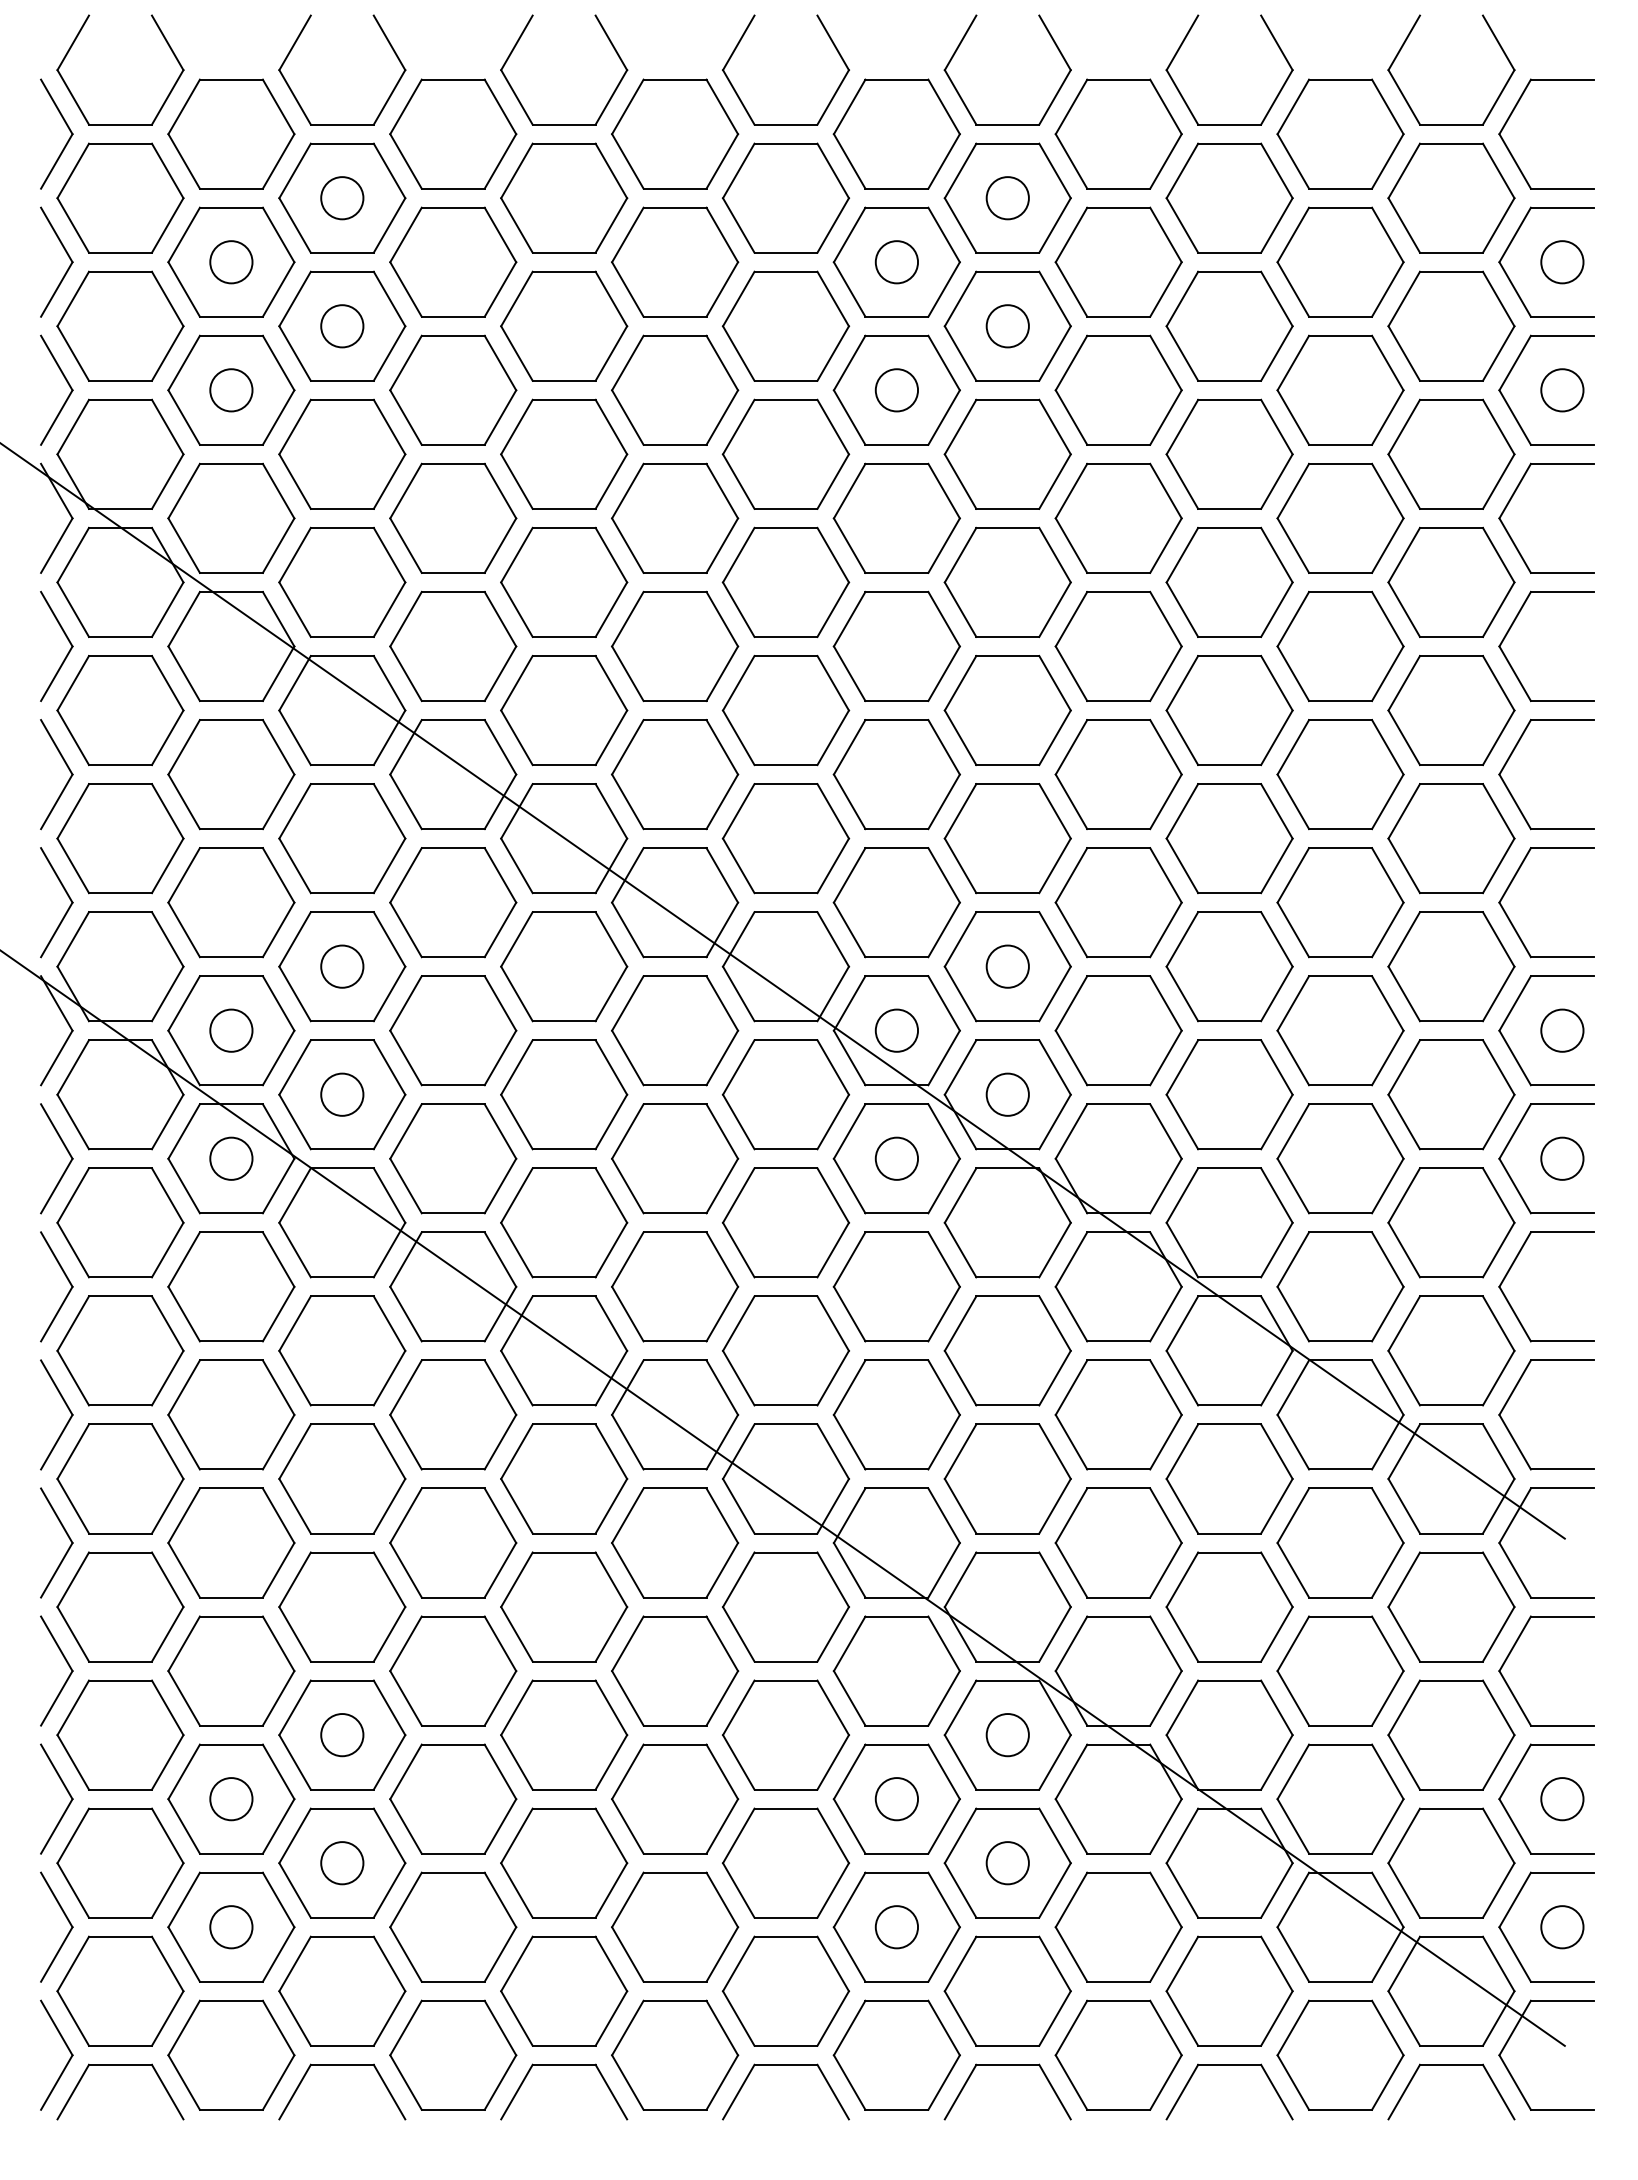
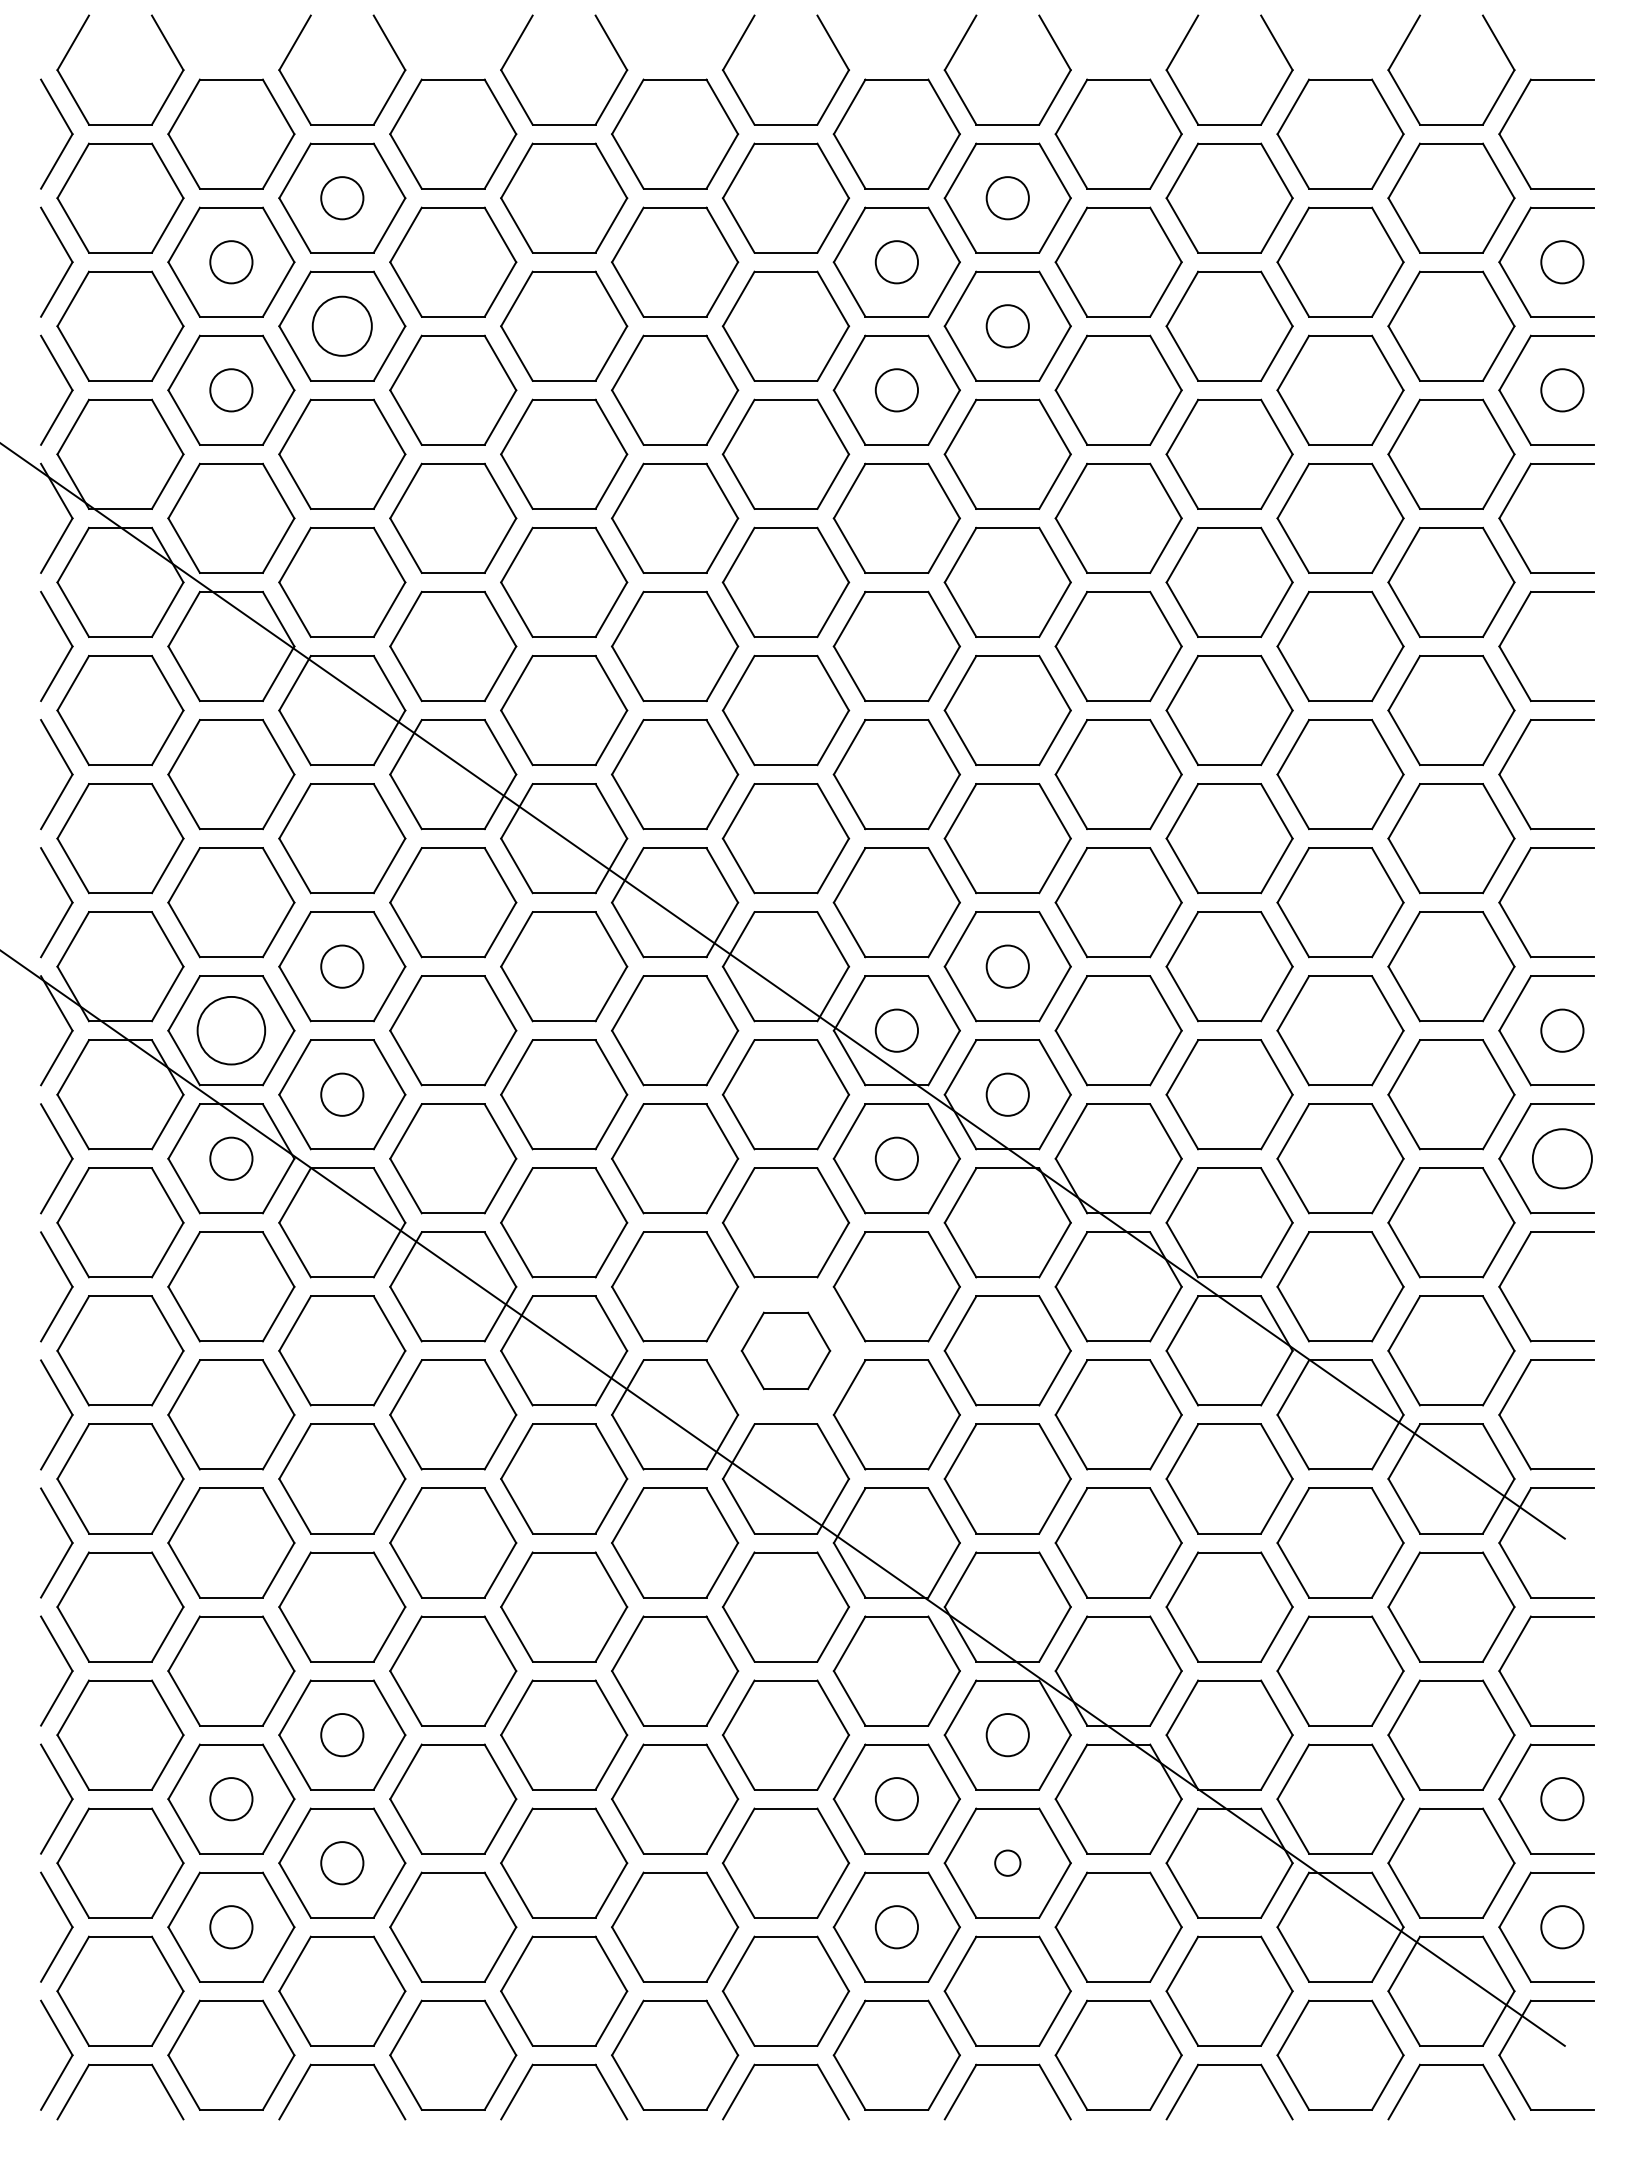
circle diameter: 42 px -> 59 px (341, 325)
circle diameter: 42 px -> 68 px (231, 1030)
circle diameter: 42 px -> 59 px (1561, 1158)
part size: 128x112 px -> 92x80 px (785, 1350)
circle diameter: 42 px -> 25 px (1007, 1862)
